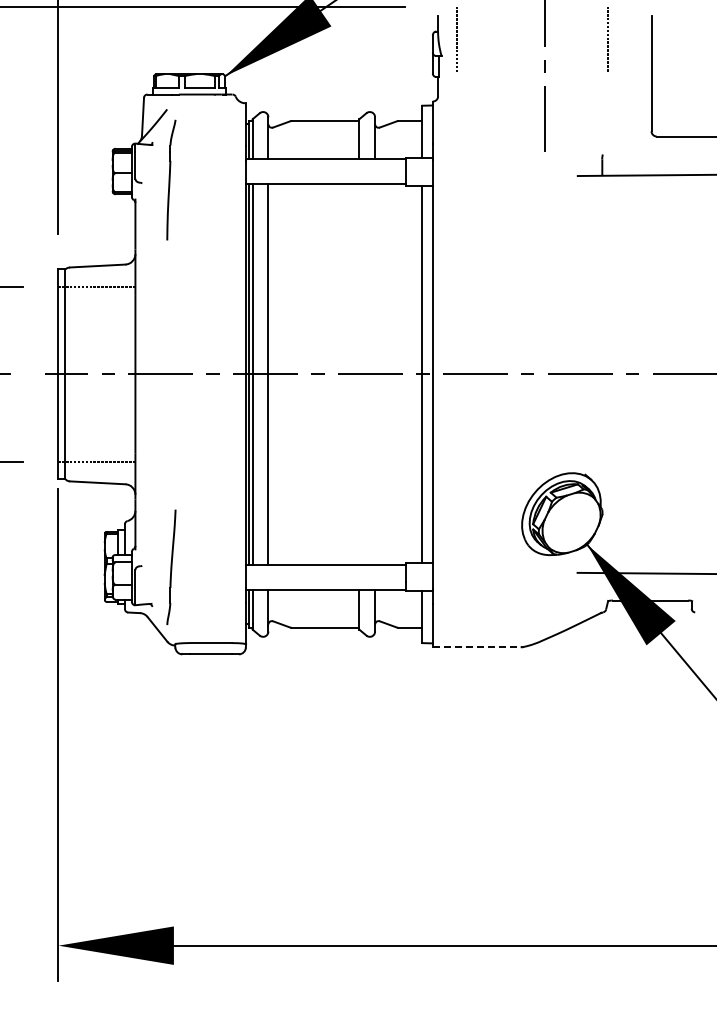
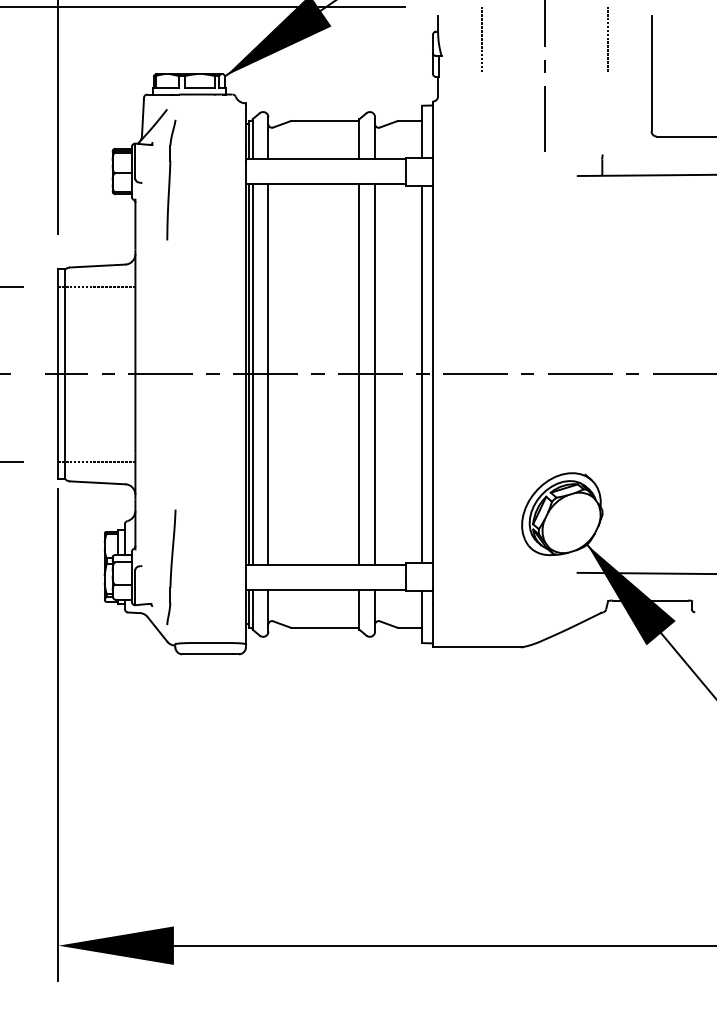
line position: (456, 39) -> (481, 39) (481, 39)
line: none -> present (359, 374)
line: none -> present (375, 374)
line: dashed -> solid (477, 647)
